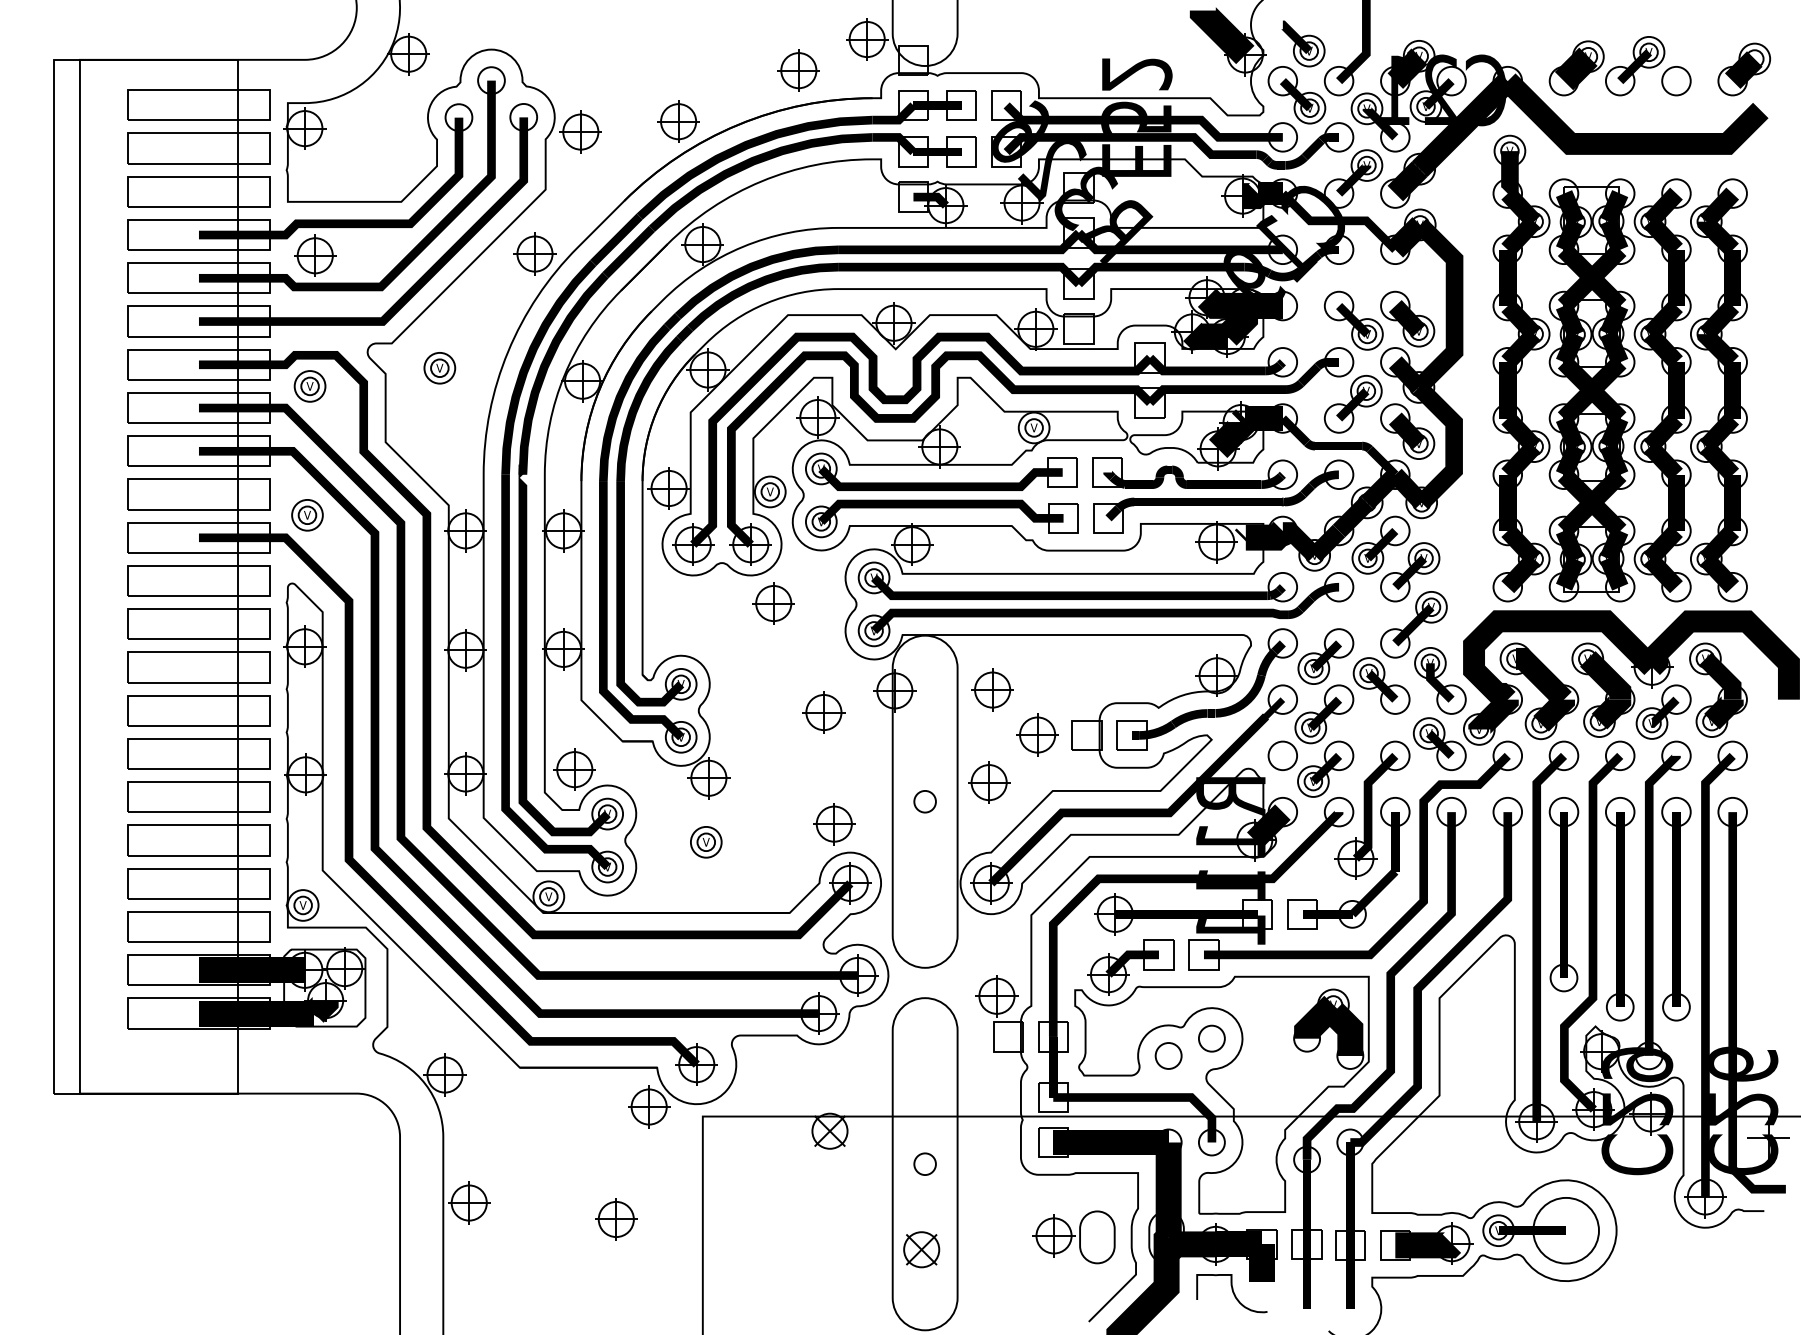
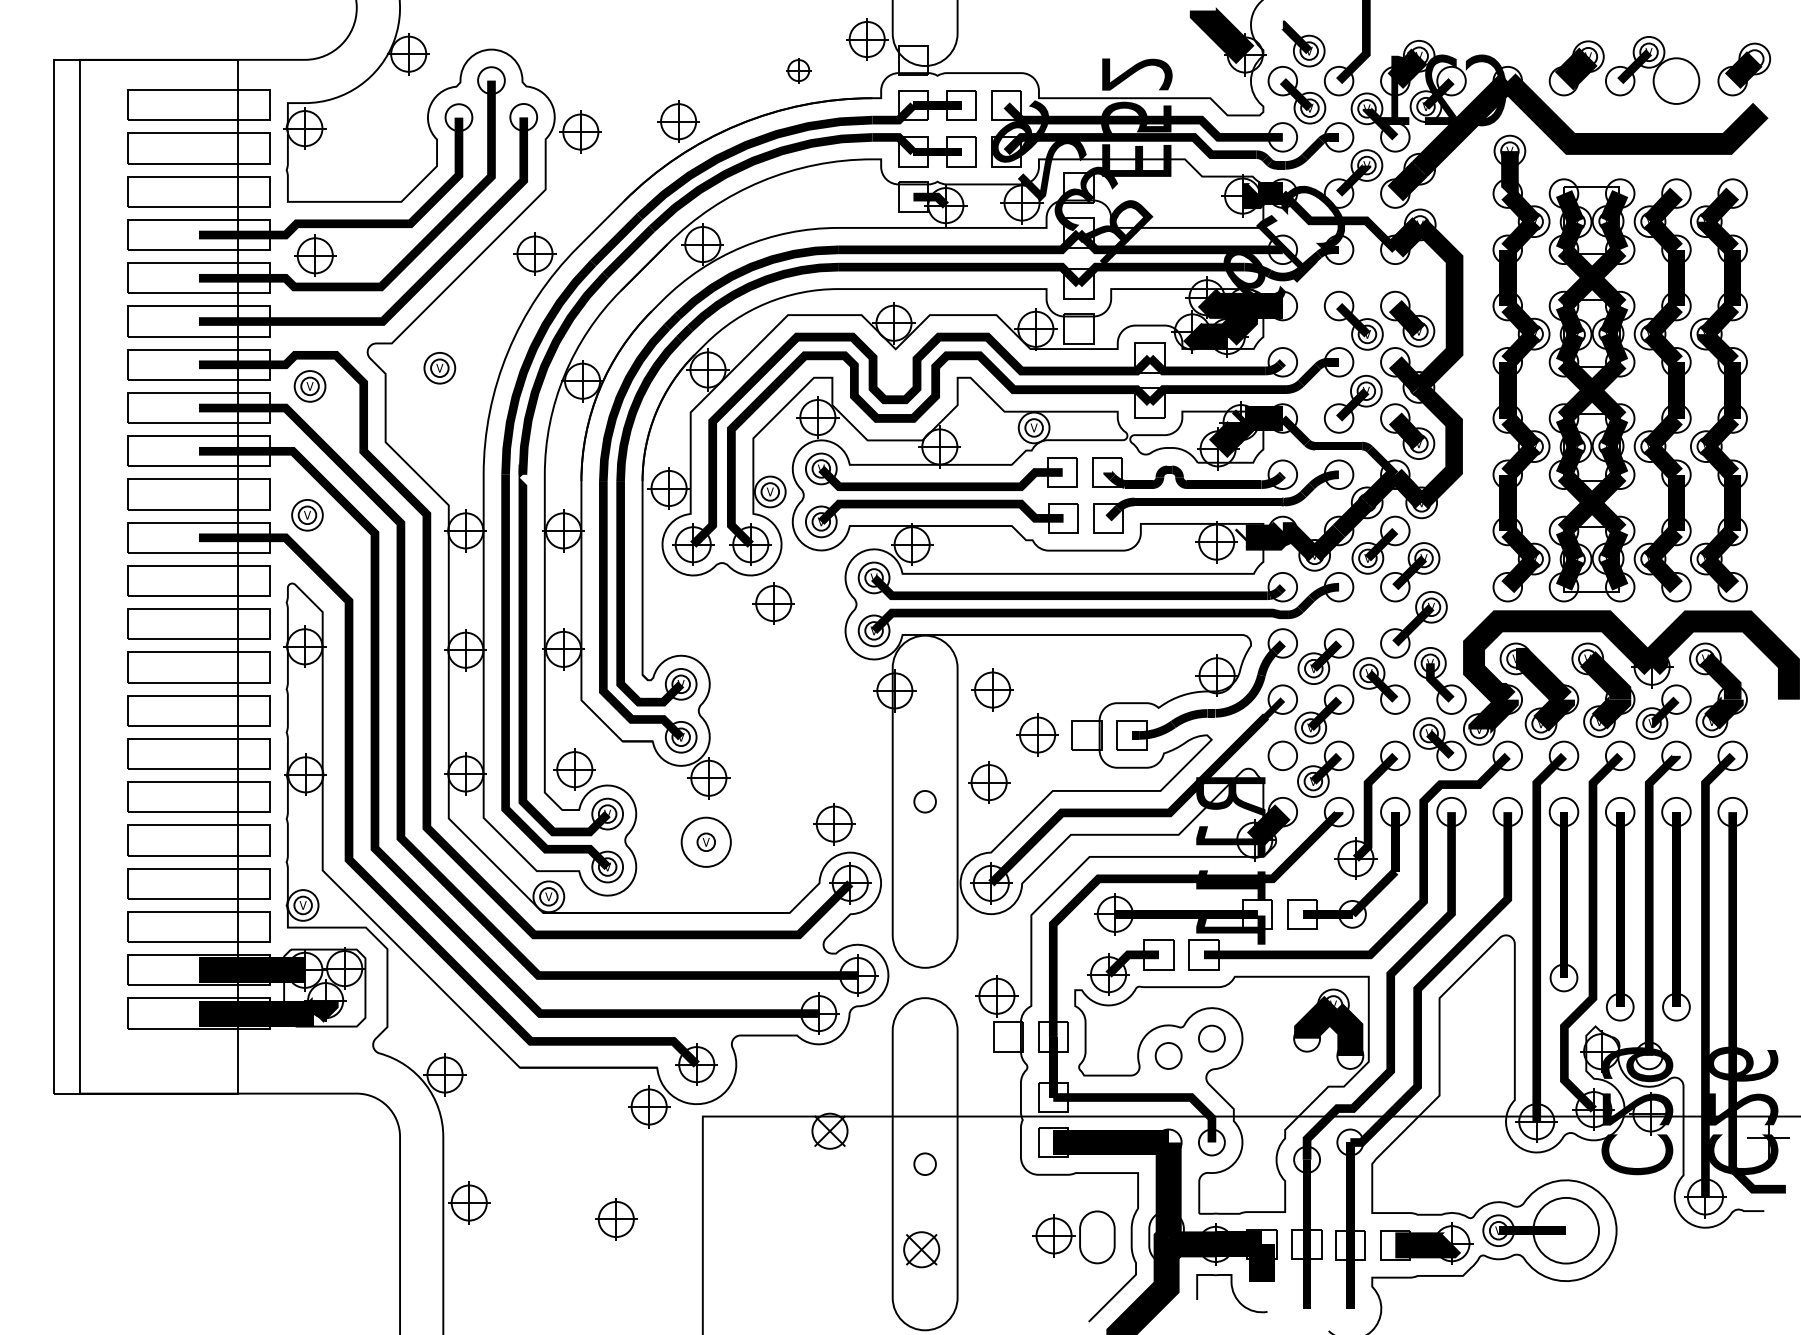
part size: 43x43 px -> 26x26 px (798, 70)
circle diameter: 29 px -> 46 px (1676, 80)
part: present -> none (823, 712)
circle diameter: 31 px -> 49 px (705, 841)
